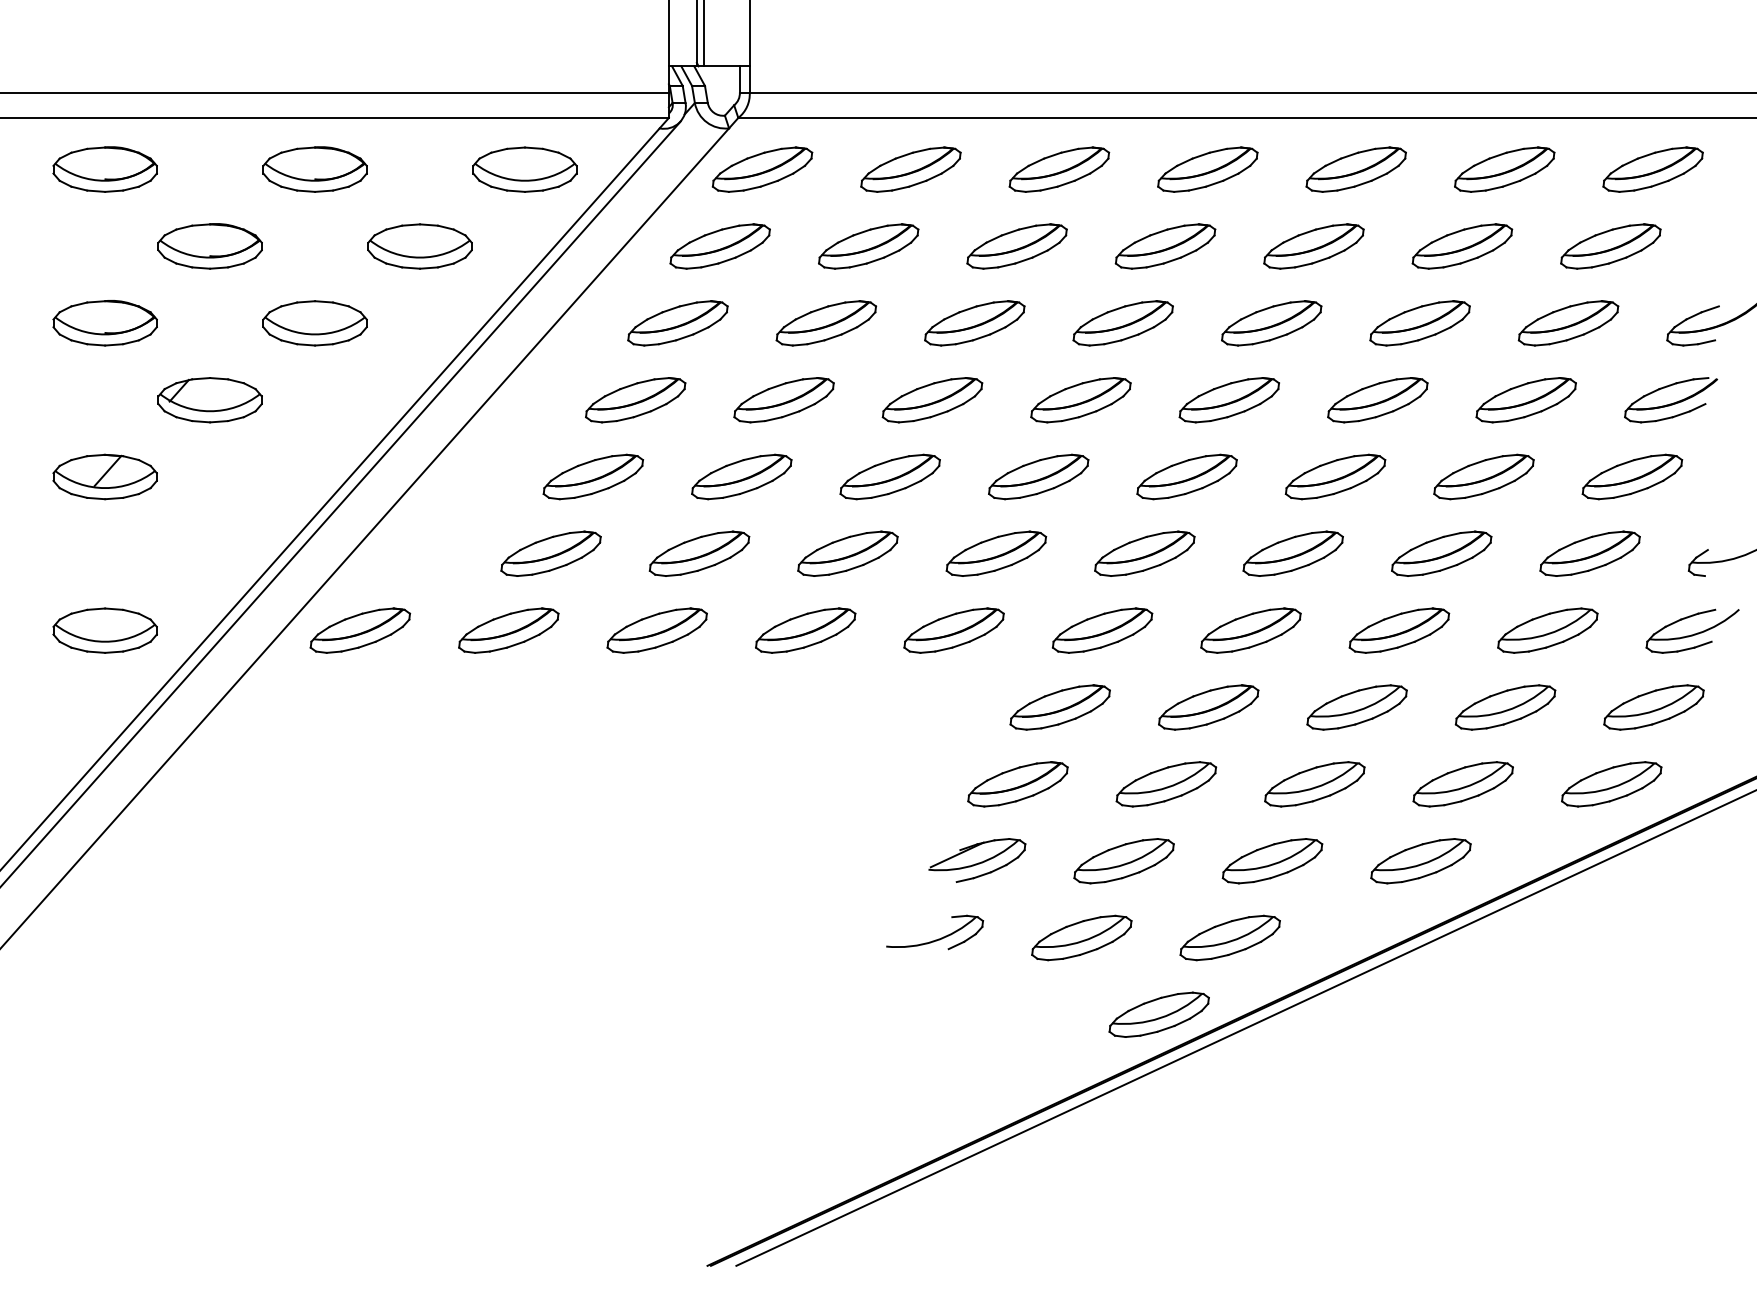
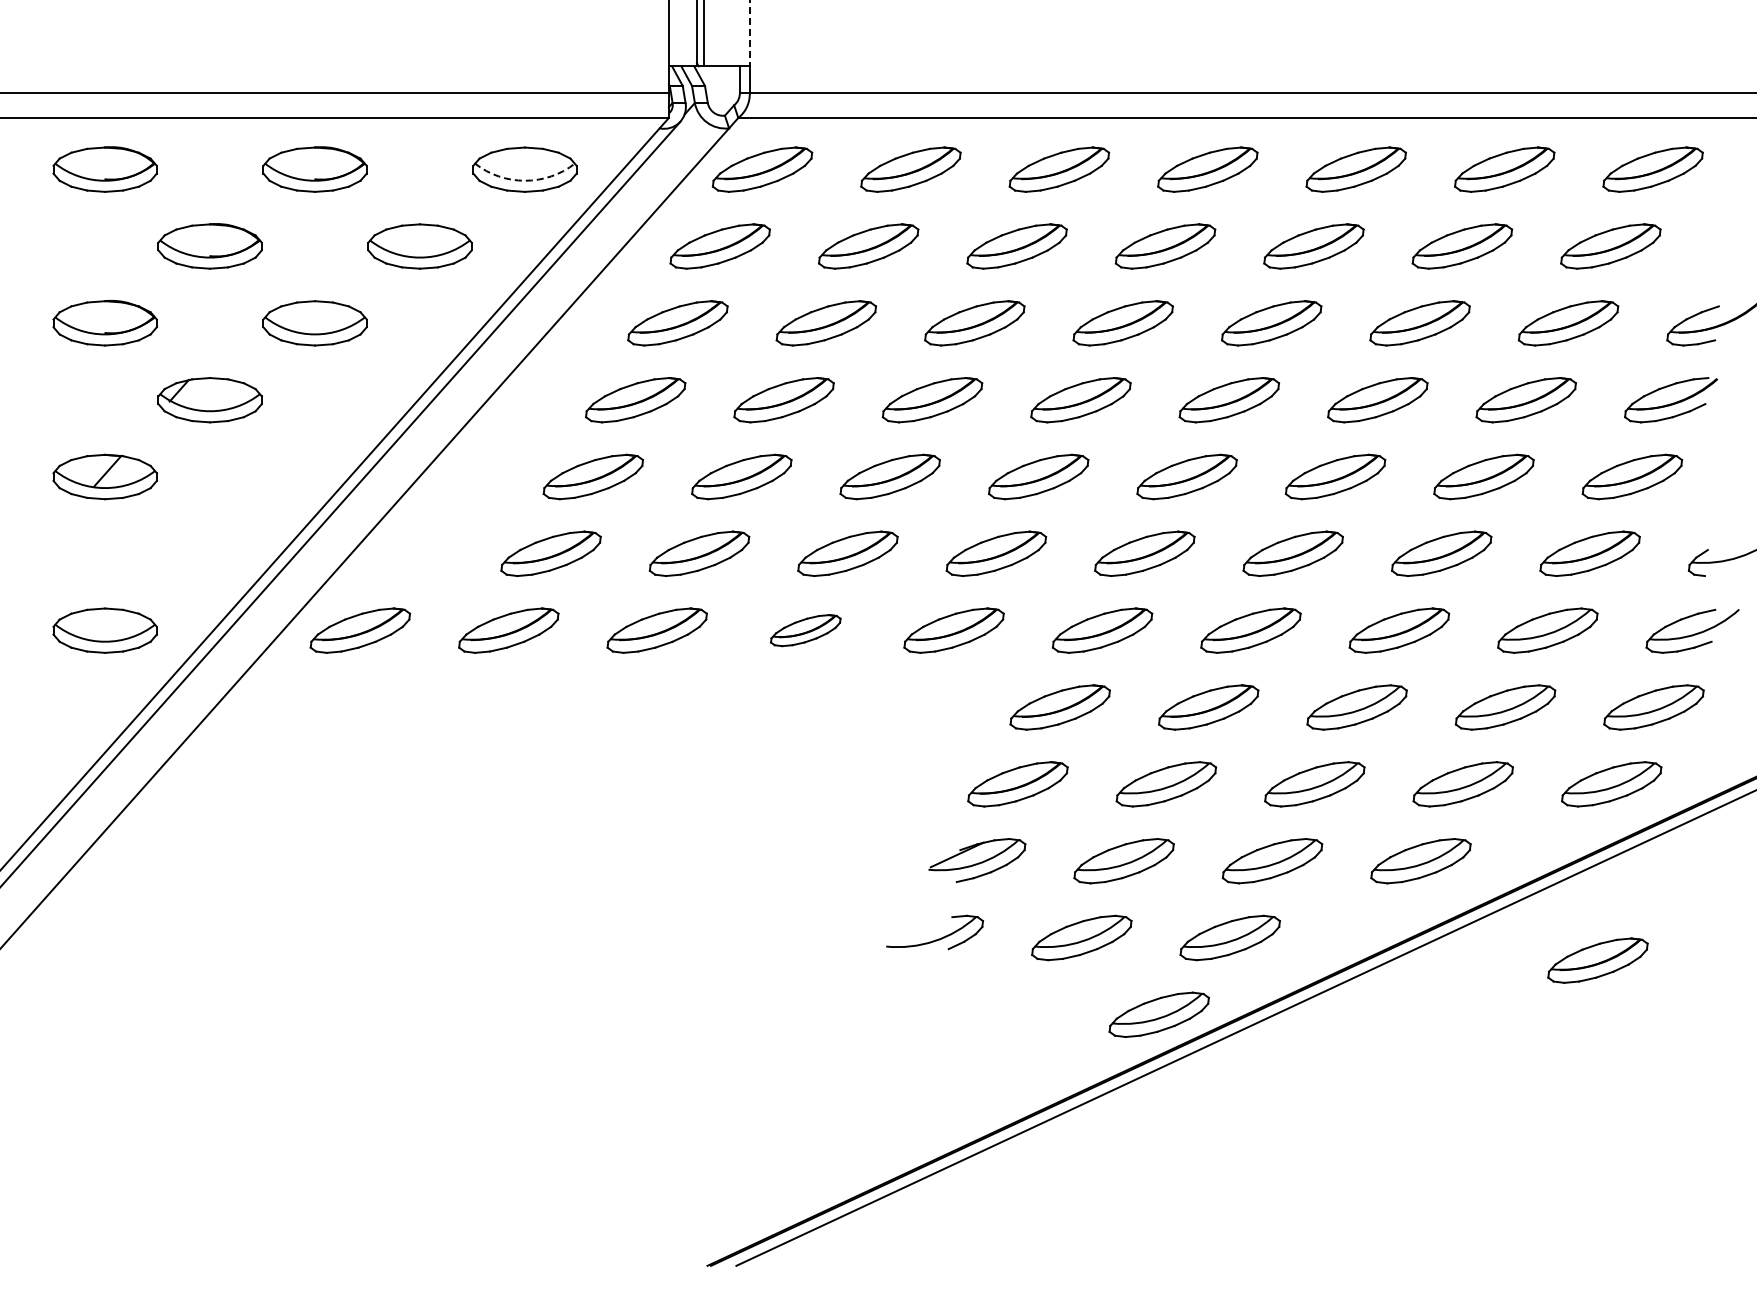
line: solid -> dashed (749, 33)
arc: solid -> dashed (525, 180)
part size: 102x47 px -> 72x34 px (805, 630)
part: none -> present (1597, 960)
